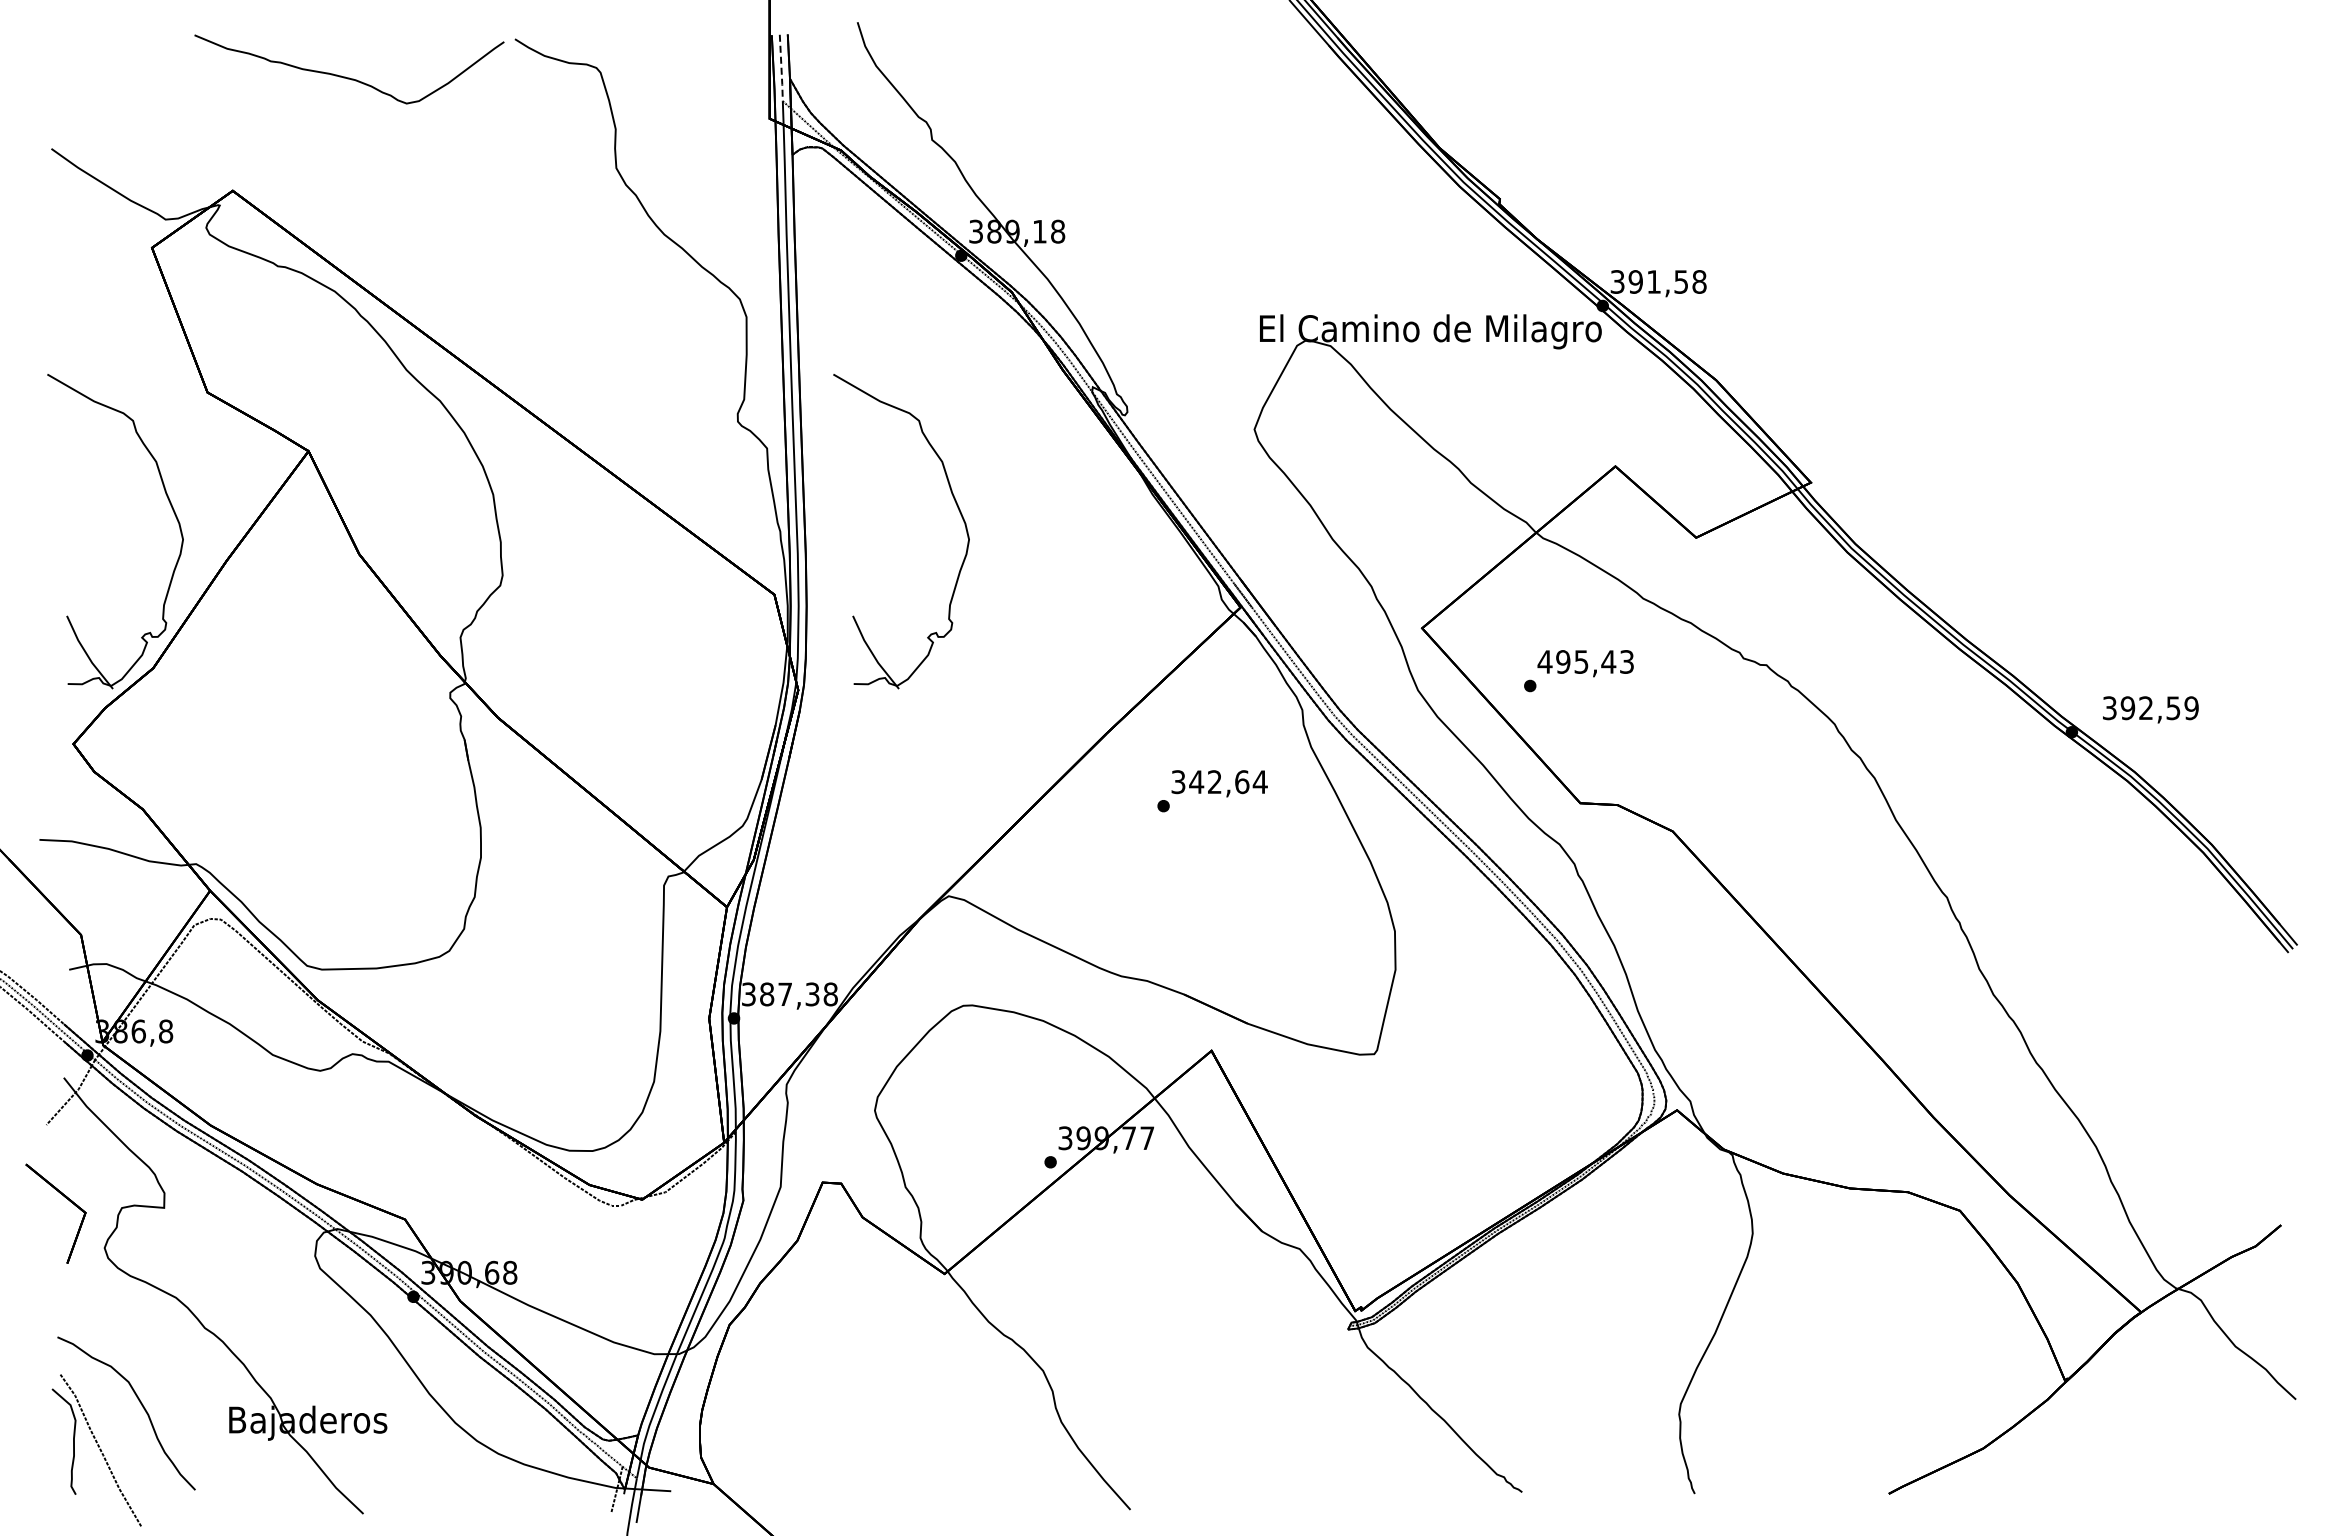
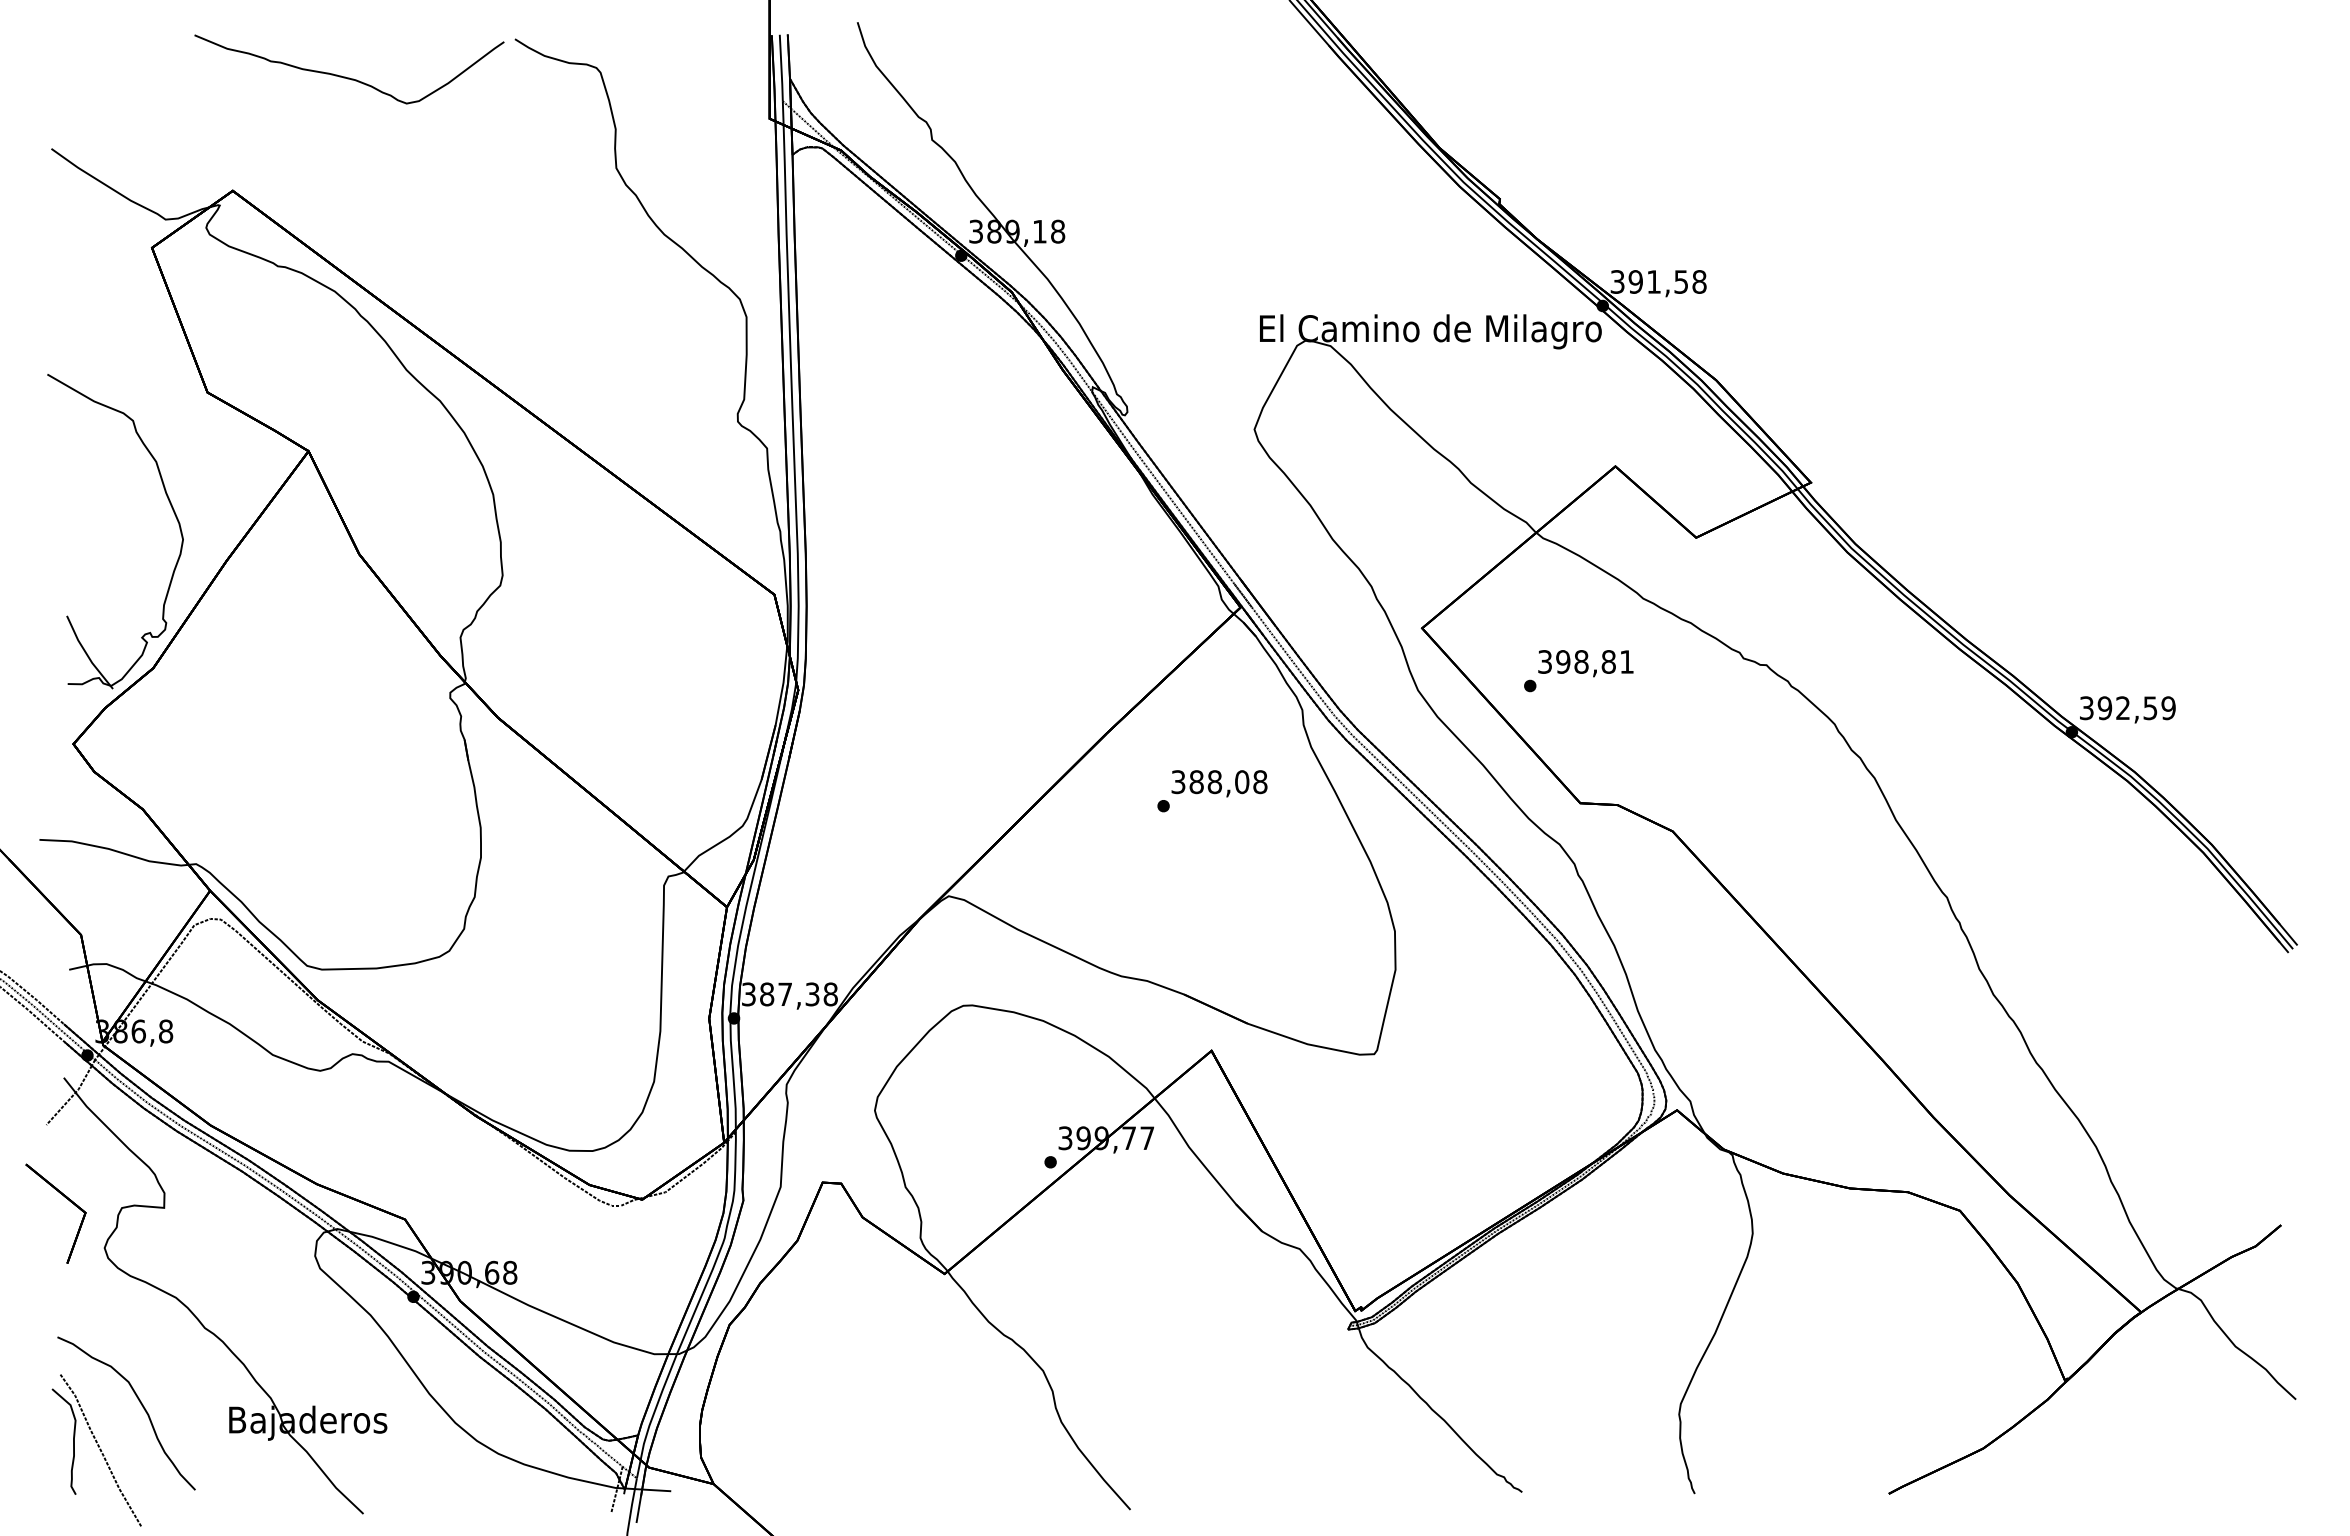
line: dashed -> solid (781, 67)
part: present -> none (957, 508)
text: 495,43 -> 398,81 (1585, 661)
text position: (2150, 709) -> (2127, 709) (2127, 709)
text: 342,64 -> 388,08 (1228, 782)
